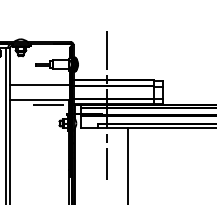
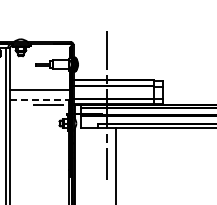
line position: (40, 84) -> (40, 89) (40, 89)
line: solid -> dashed (40, 100)
line position: (128, 164) -> (116, 164) (116, 164)
